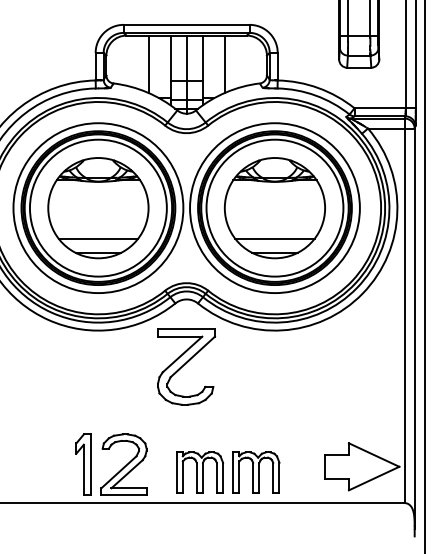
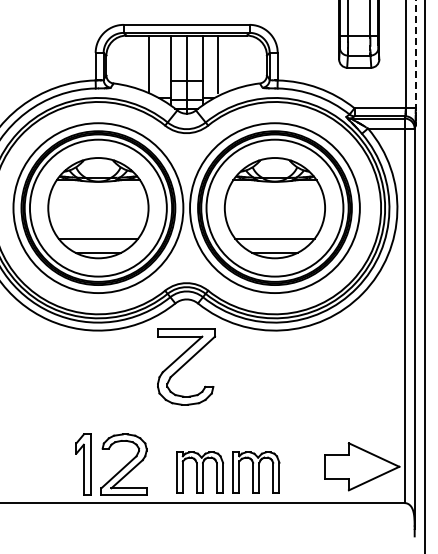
line: solid -> dashed (415, 55)
line position: (224, 64) -> (217, 64) (217, 64)
